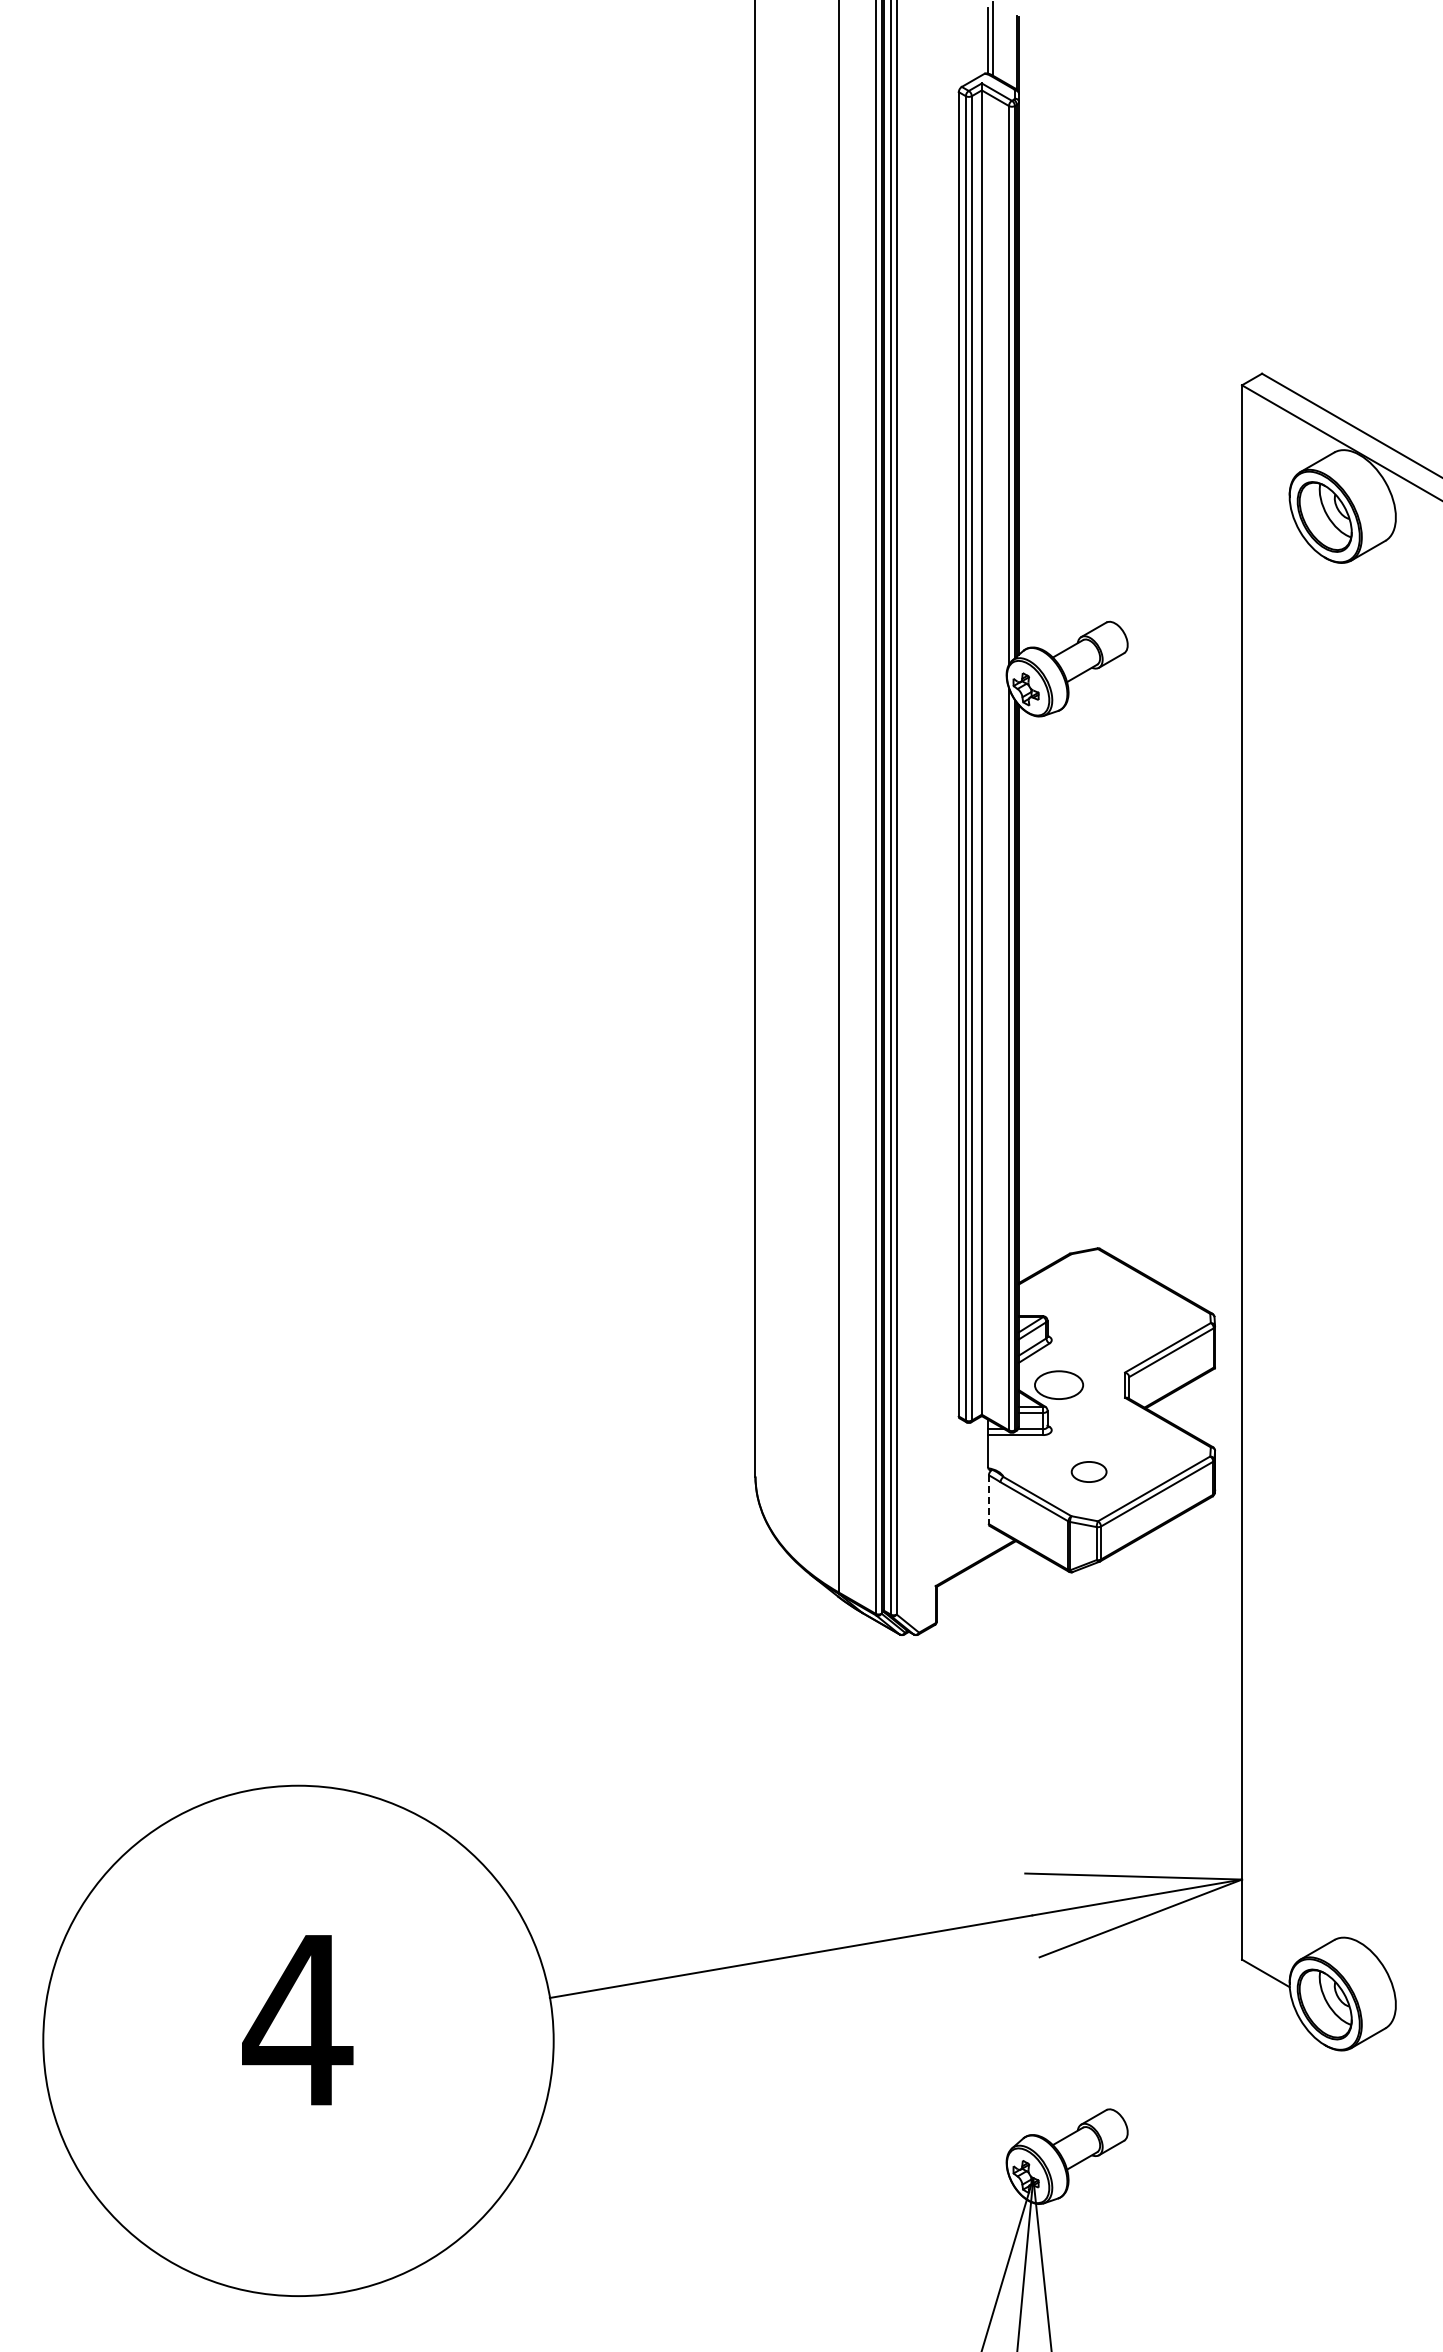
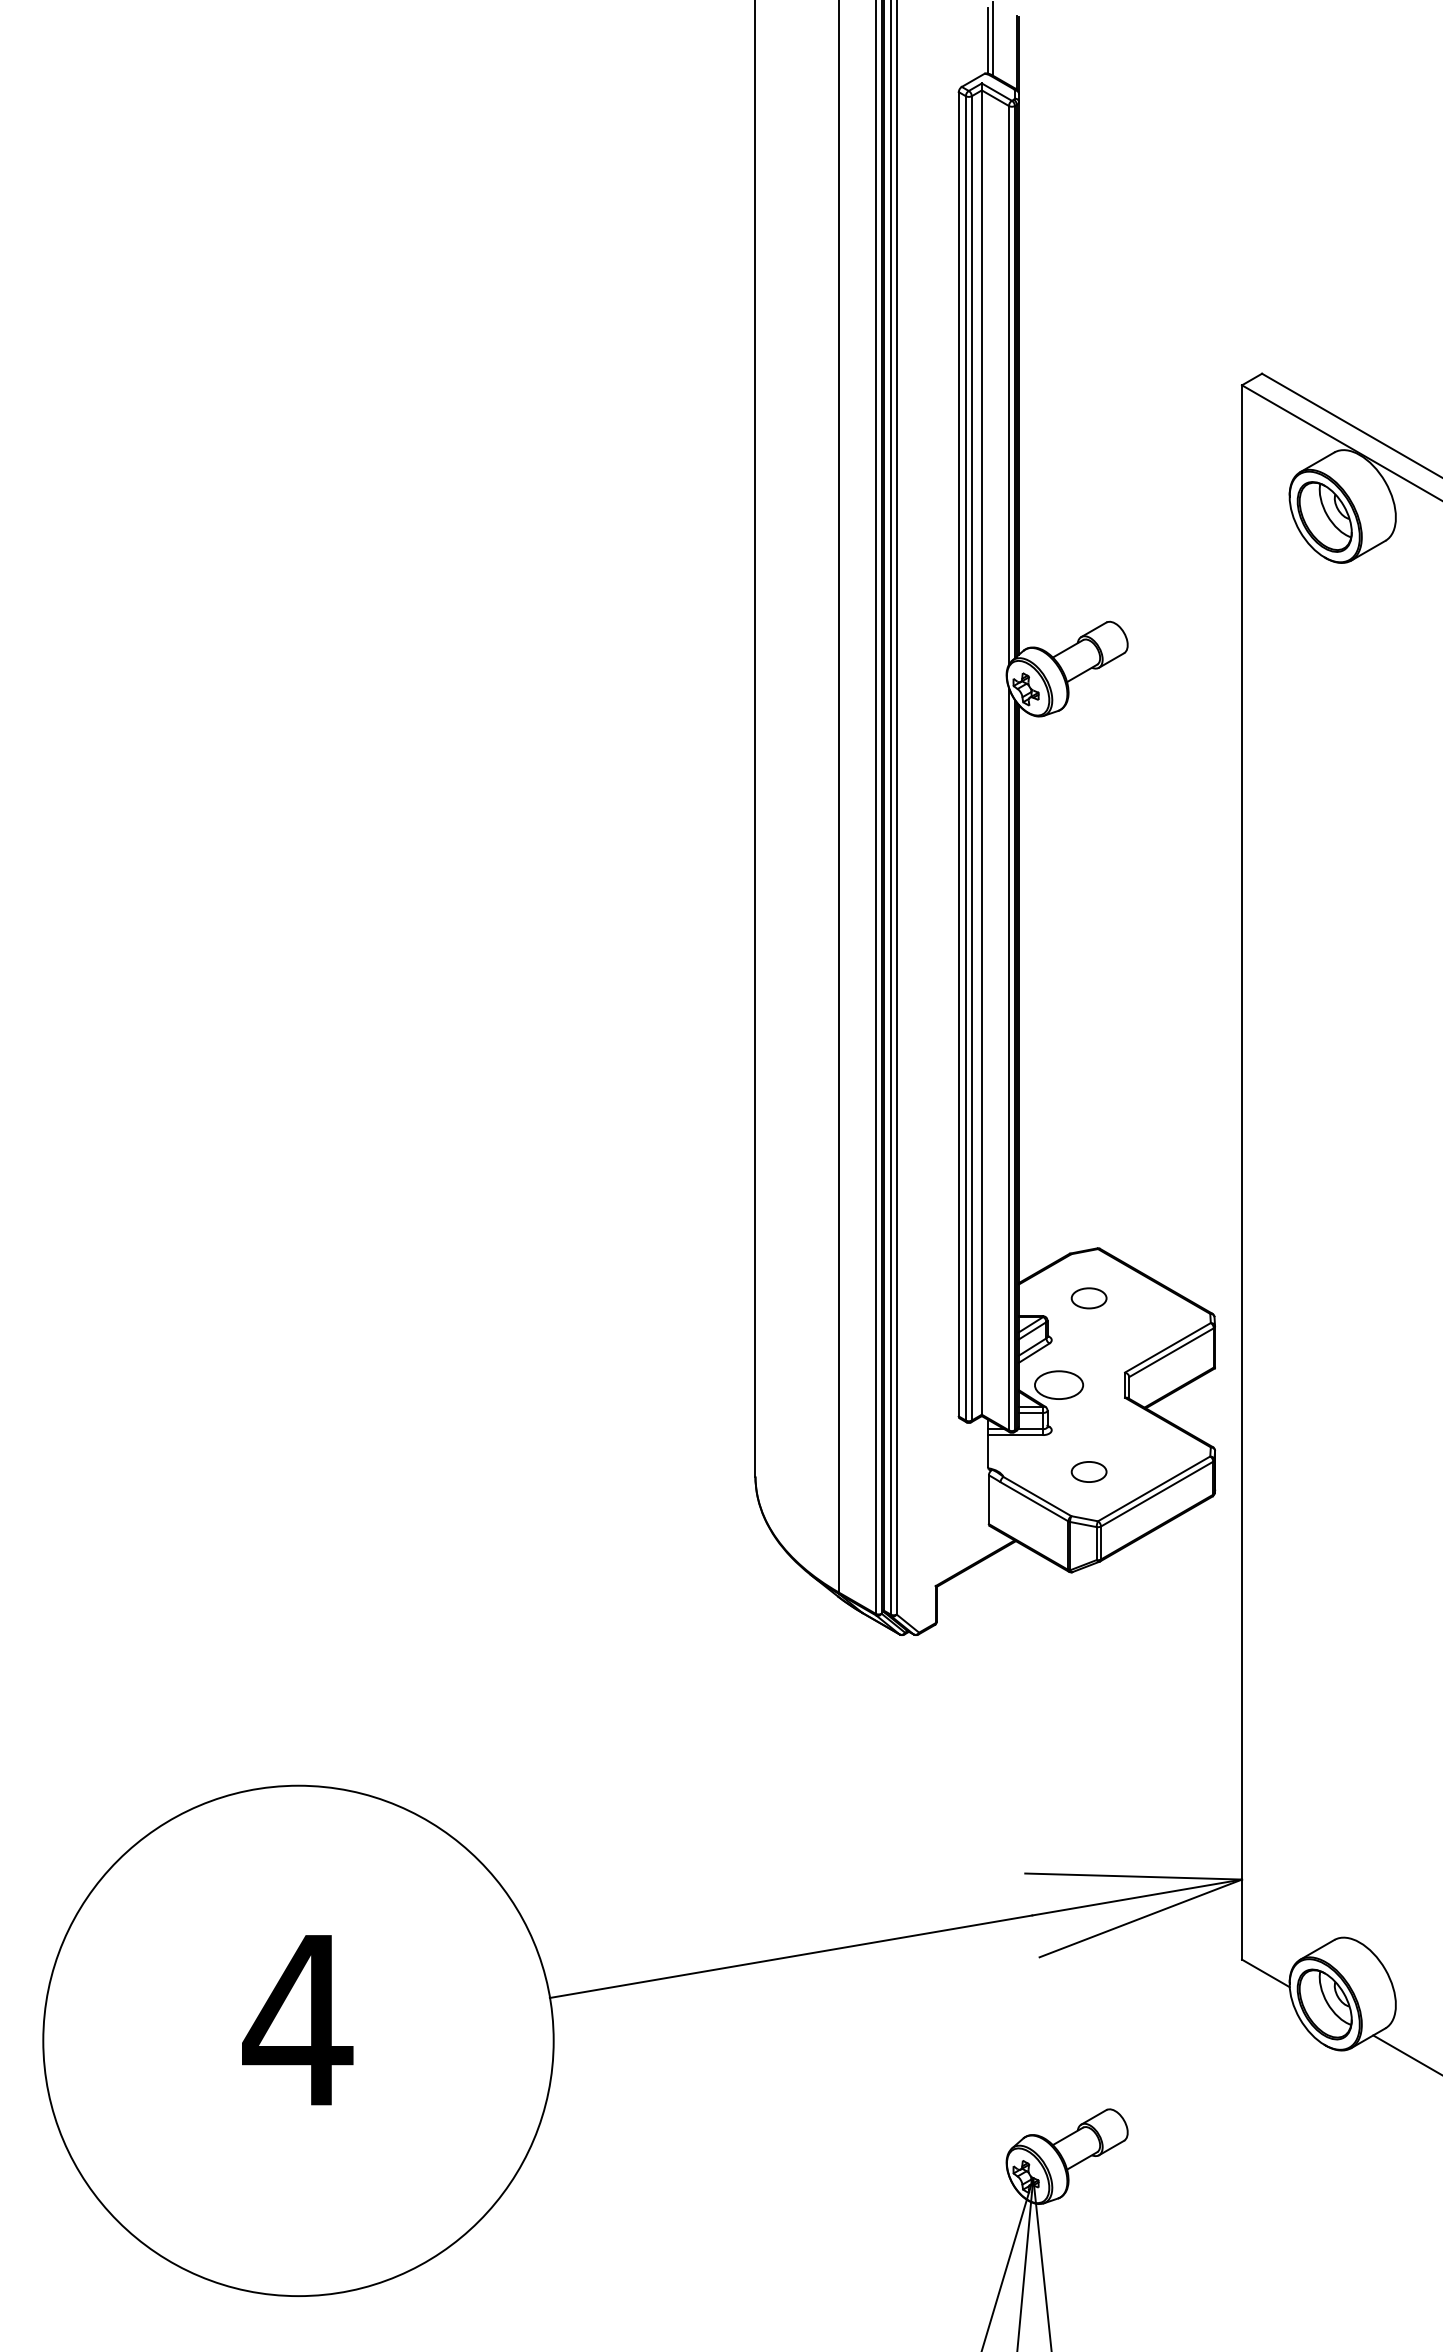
part: none -> present (1088, 1298)
line: dashed -> solid (988, 1500)
line: none -> present (1406, 2054)
